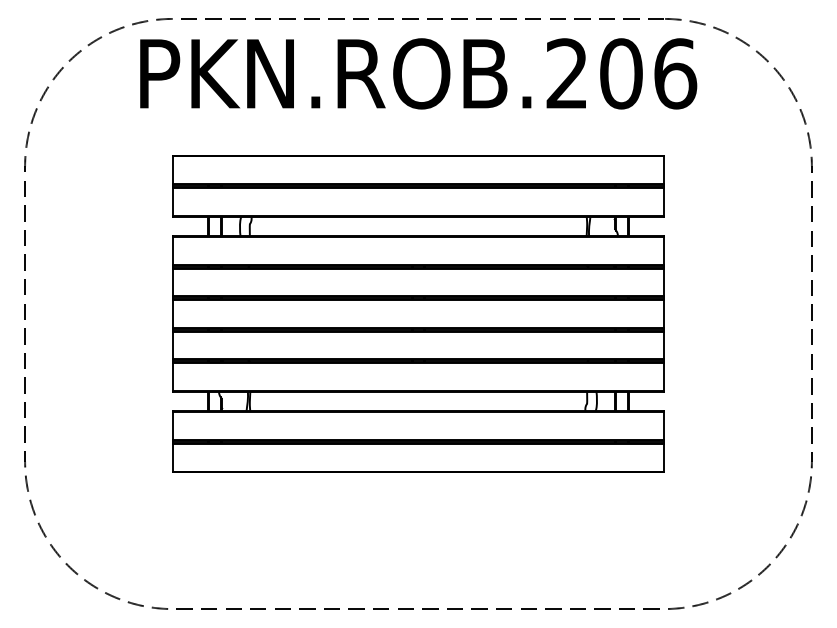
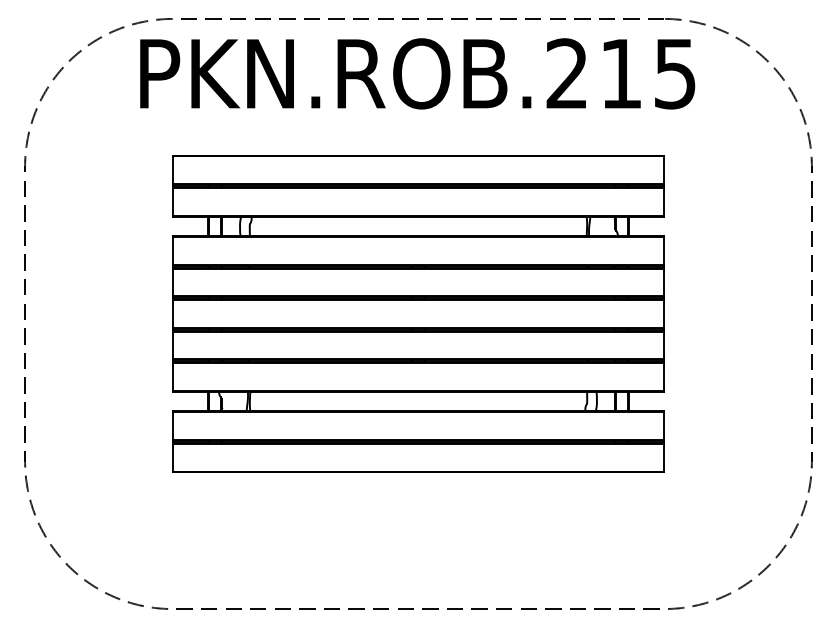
text: PKN.ROB.206 -> PKN.ROB.215 (648, 73)
